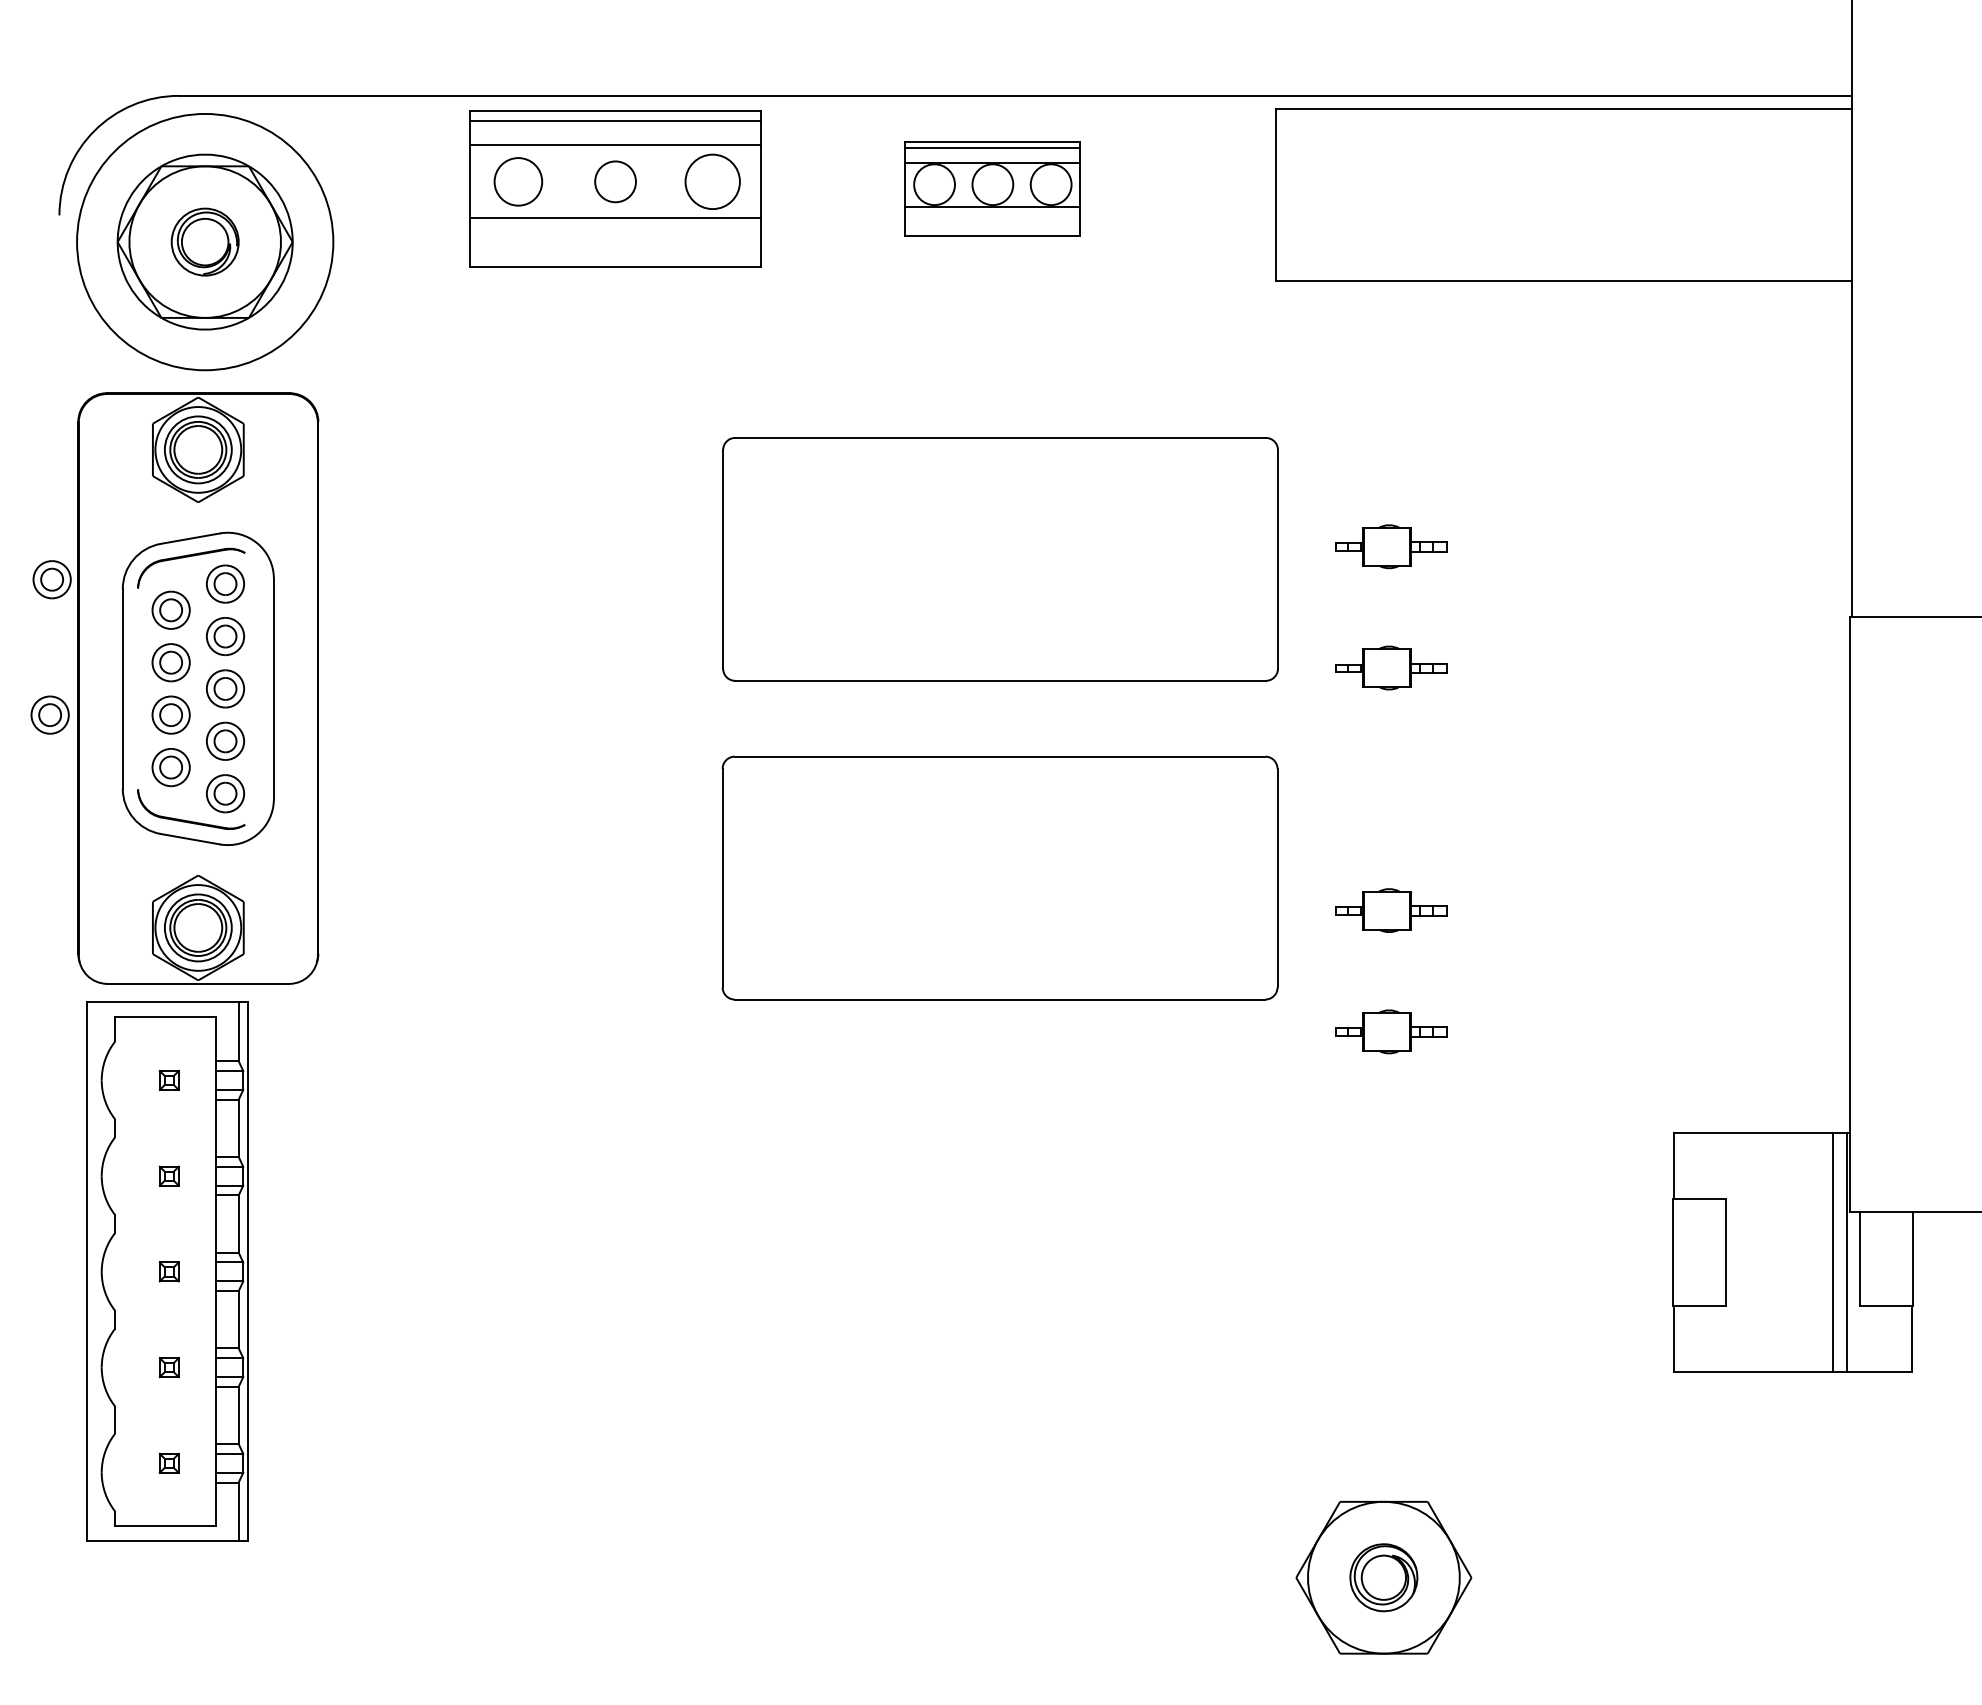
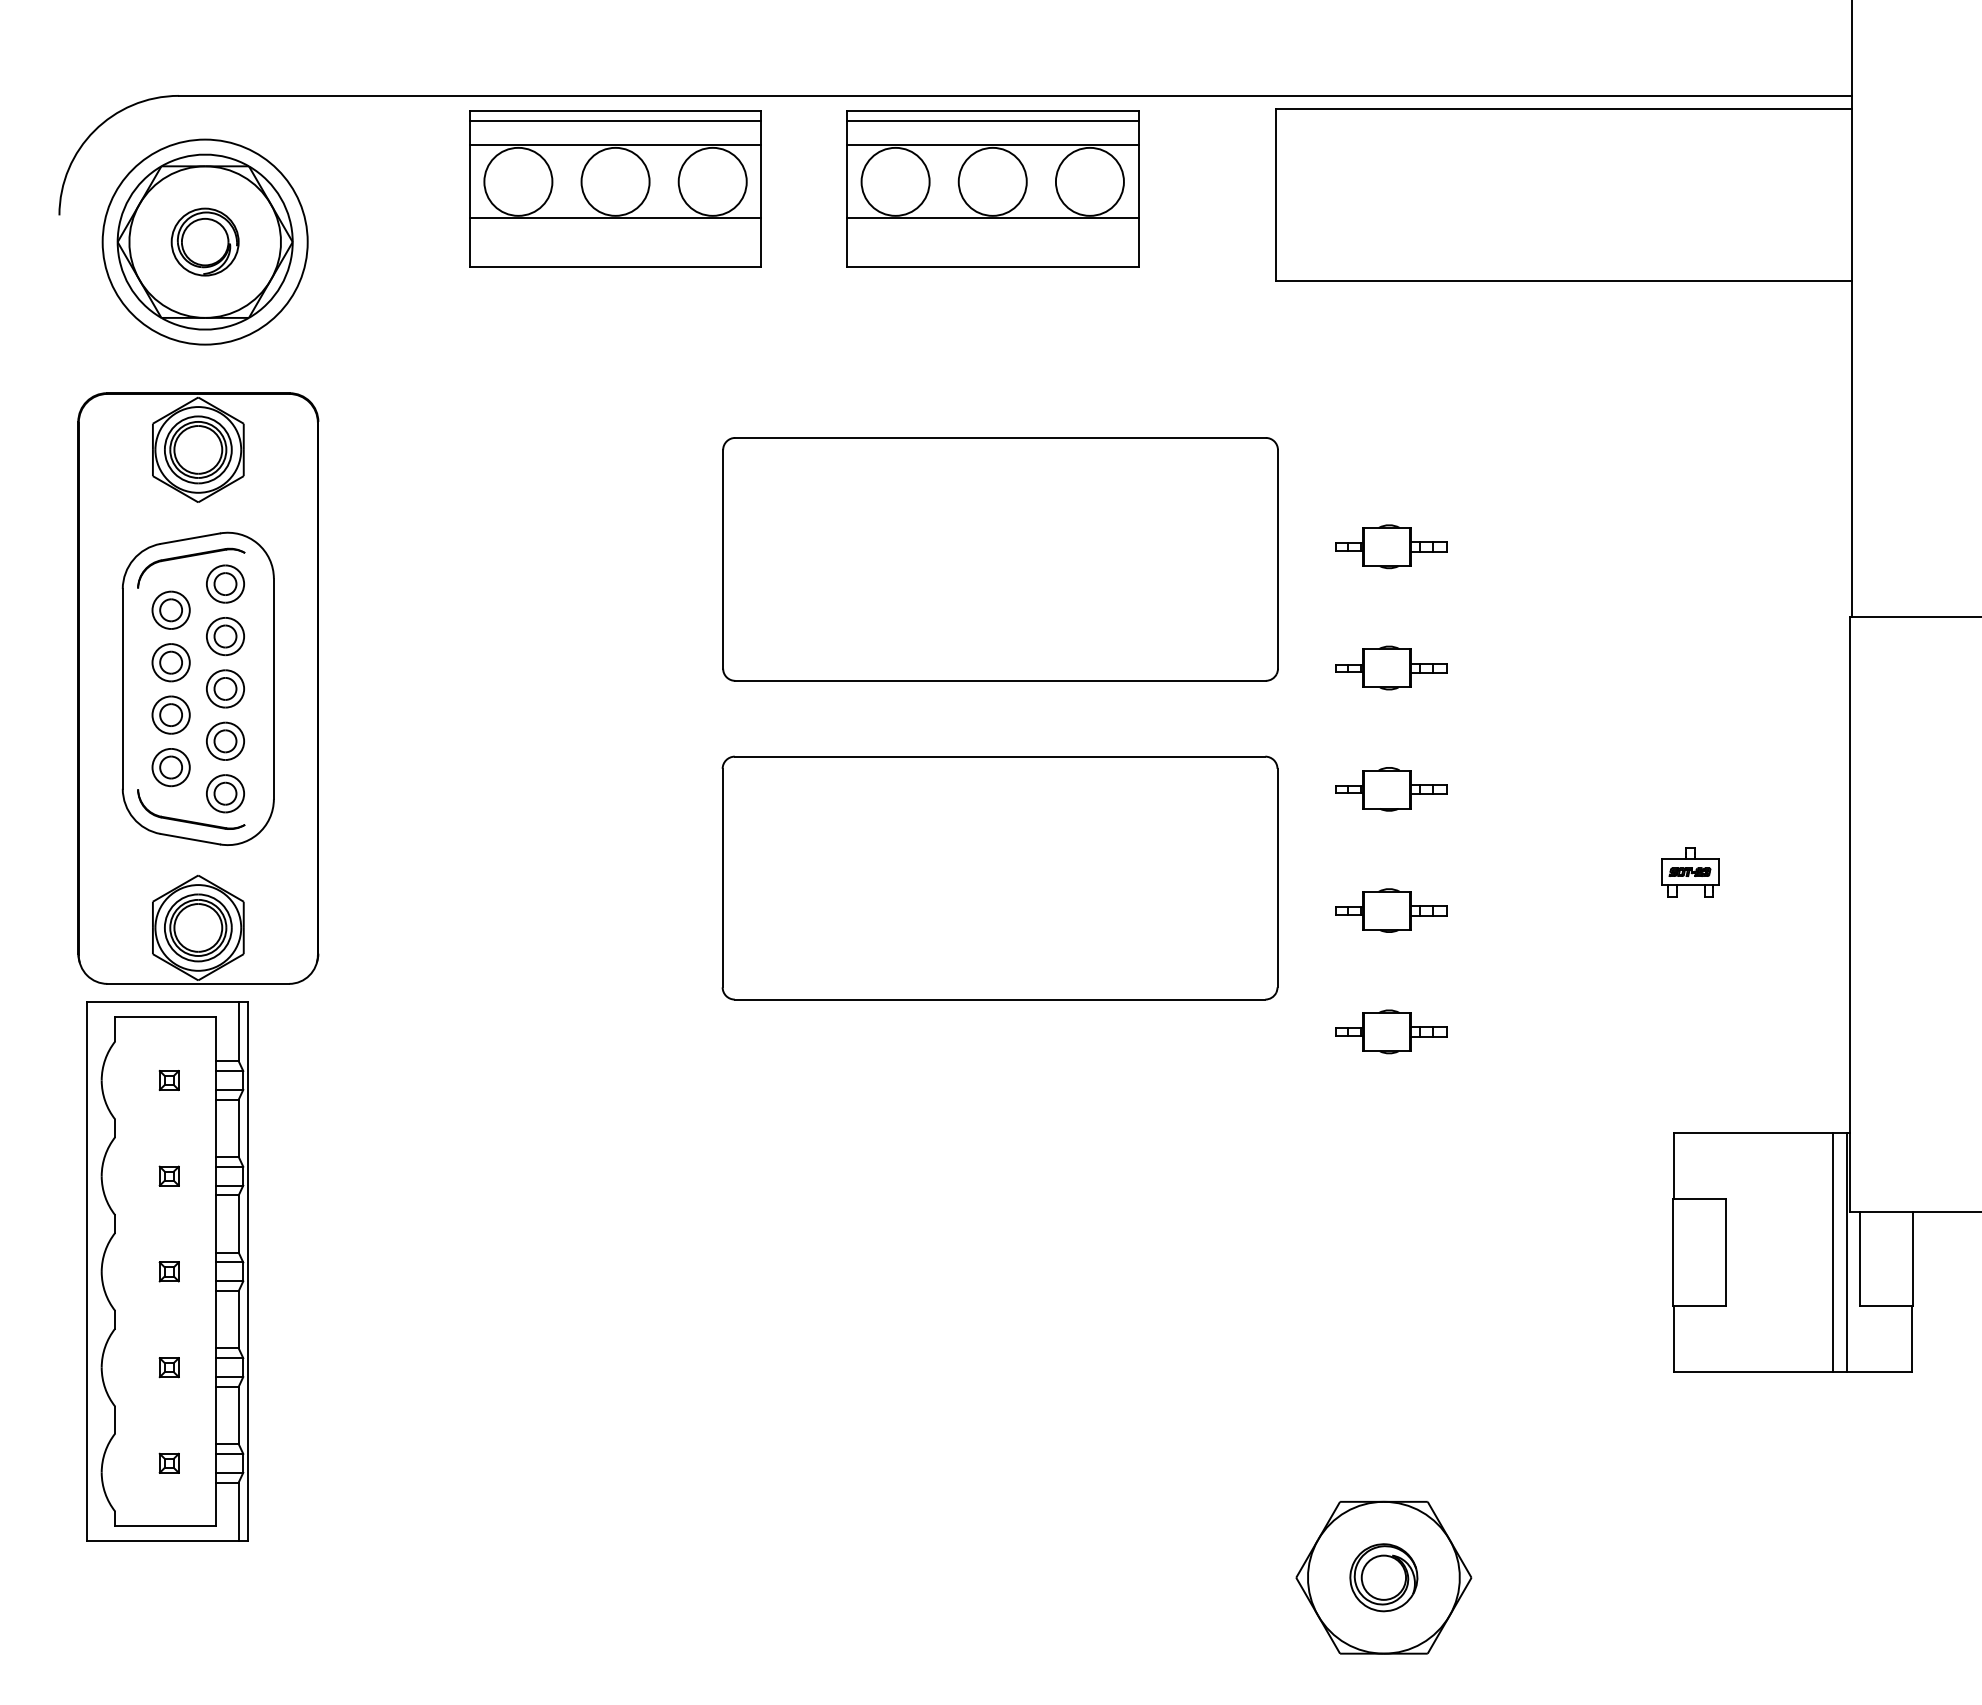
circle diameter: 48 px -> 68 px (518, 181)
circle diameter: 41 px -> 68 px (615, 181)
circle diameter: 54 px -> 68 px (712, 181)
part size: 177x96 px -> 294x158 px (992, 188)
circle diameter: 256 px -> 205 px (204, 241)
part: present -> none (51, 579)
part: present -> none (49, 714)
part: none -> present (1391, 789)
part: none -> present (1690, 872)
